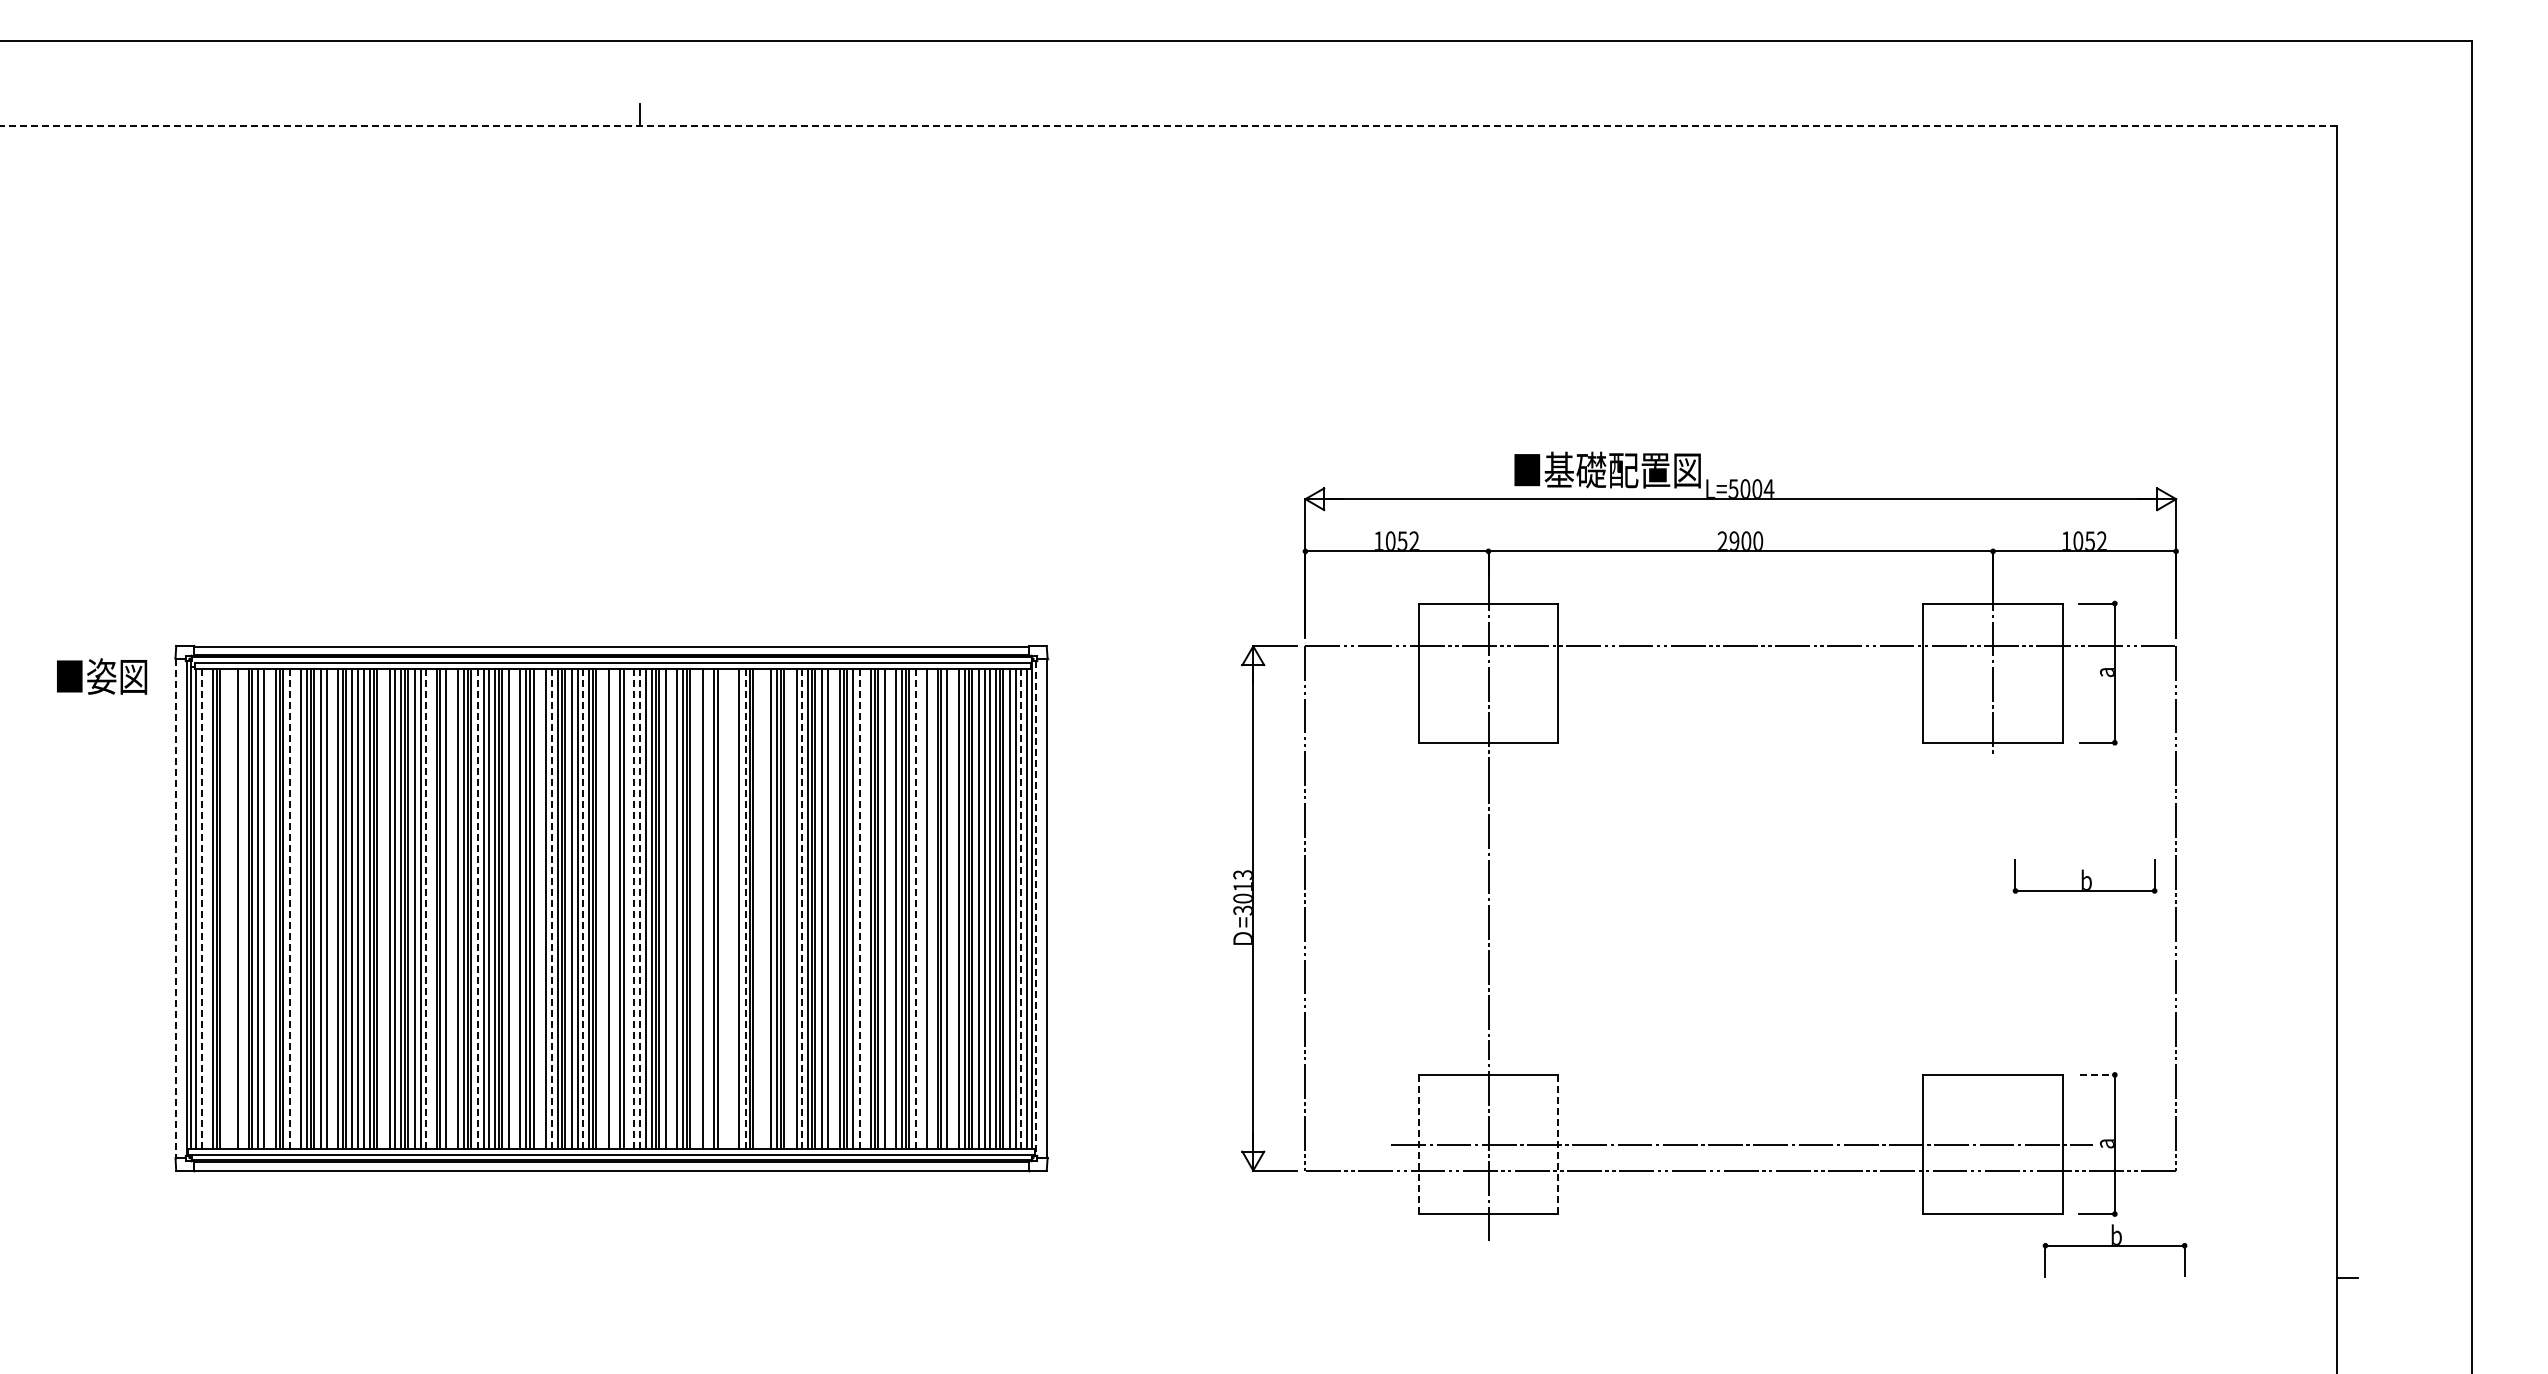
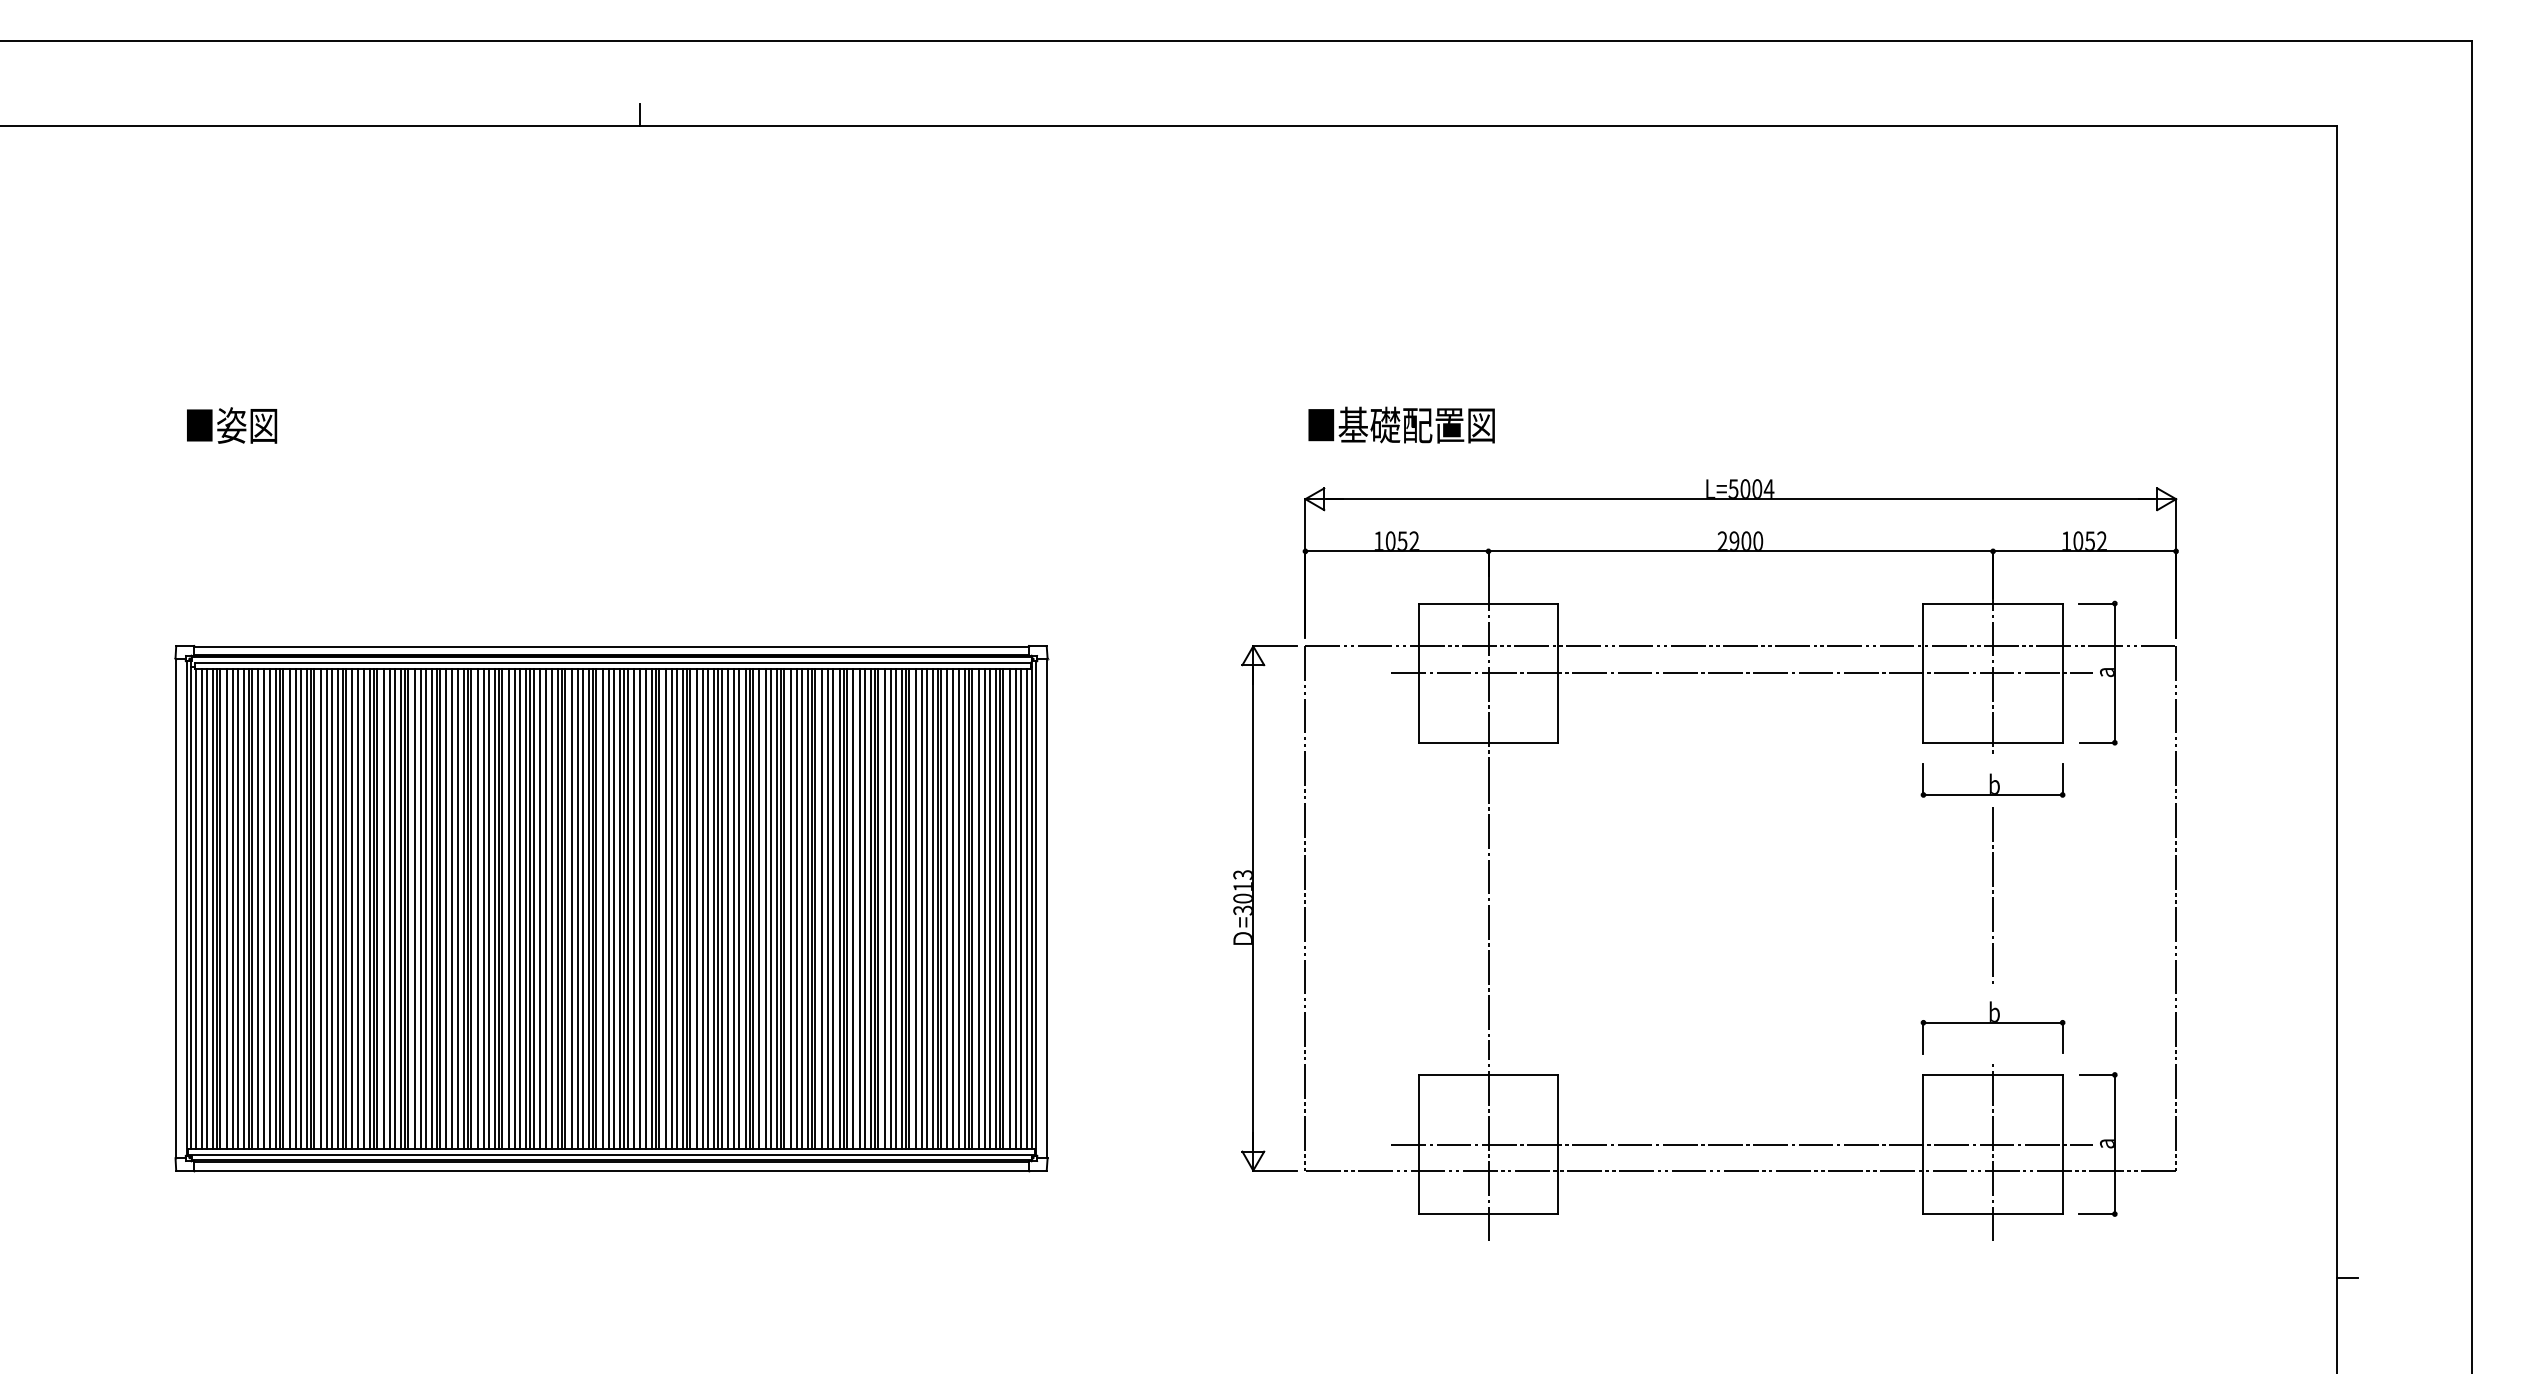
line: dashed -> solid (1168, 125)
text position: (1607, 469) -> (1401, 424) (1401, 424)
line: none -> present (1741, 673)
text position: (102, 676) -> (232, 425) (232, 425)
part position: (2084, 876) -> (1992, 780) (1992, 780)
line: none -> present (1993, 897)
line: dashed -> solid (176, 908)
line: dashed -> solid (201, 908)
line: none -> present (207, 908)
line: none -> present (227, 908)
line: none -> present (233, 908)
line: none -> present (244, 908)
line: none -> present (269, 908)
line: dashed -> solid (289, 908)
line: none -> present (295, 908)
line: none -> present (332, 908)
line: none -> present (383, 908)
line: dashed -> solid (426, 908)
line: none -> present (432, 908)
line: none -> present (452, 908)
line: dashed -> solid (477, 908)
line: none -> present (515, 908)
line: none -> present (540, 908)
line: dashed -> solid (551, 908)
line: dashed -> solid (582, 908)
line: none -> present (602, 908)
line: none -> present (614, 908)
line: none -> present (627, 908)
line: dashed -> solid (634, 908)
line: dashed -> solid (640, 908)
line: none -> present (671, 908)
line: none -> present (696, 908)
line: none -> present (708, 908)
line: none -> present (721, 908)
line: none -> present (728, 908)
line: none -> present (734, 908)
line: dashed -> solid (745, 908)
line: none -> present (759, 908)
line: none -> present (765, 908)
line: none -> present (790, 908)
line: dashed -> solid (802, 908)
line: none -> present (833, 908)
line: dashed -> solid (859, 908)
line: none -> present (864, 908)
line: none -> present (890, 908)
line: dashed -> solid (916, 908)
line: none -> present (922, 908)
line: none -> present (933, 908)
line: none -> present (953, 908)
line: dashed -> solid (1021, 908)
line: dashed -> solid (1036, 908)
line: dashed -> solid (2098, 1074)
line: dashed -> solid (1418, 1144)
line: dashed -> solid (1558, 1144)
line: none -> present (1993, 1151)
part position: (2114, 1250) -> (1992, 1027) (1992, 1027)
